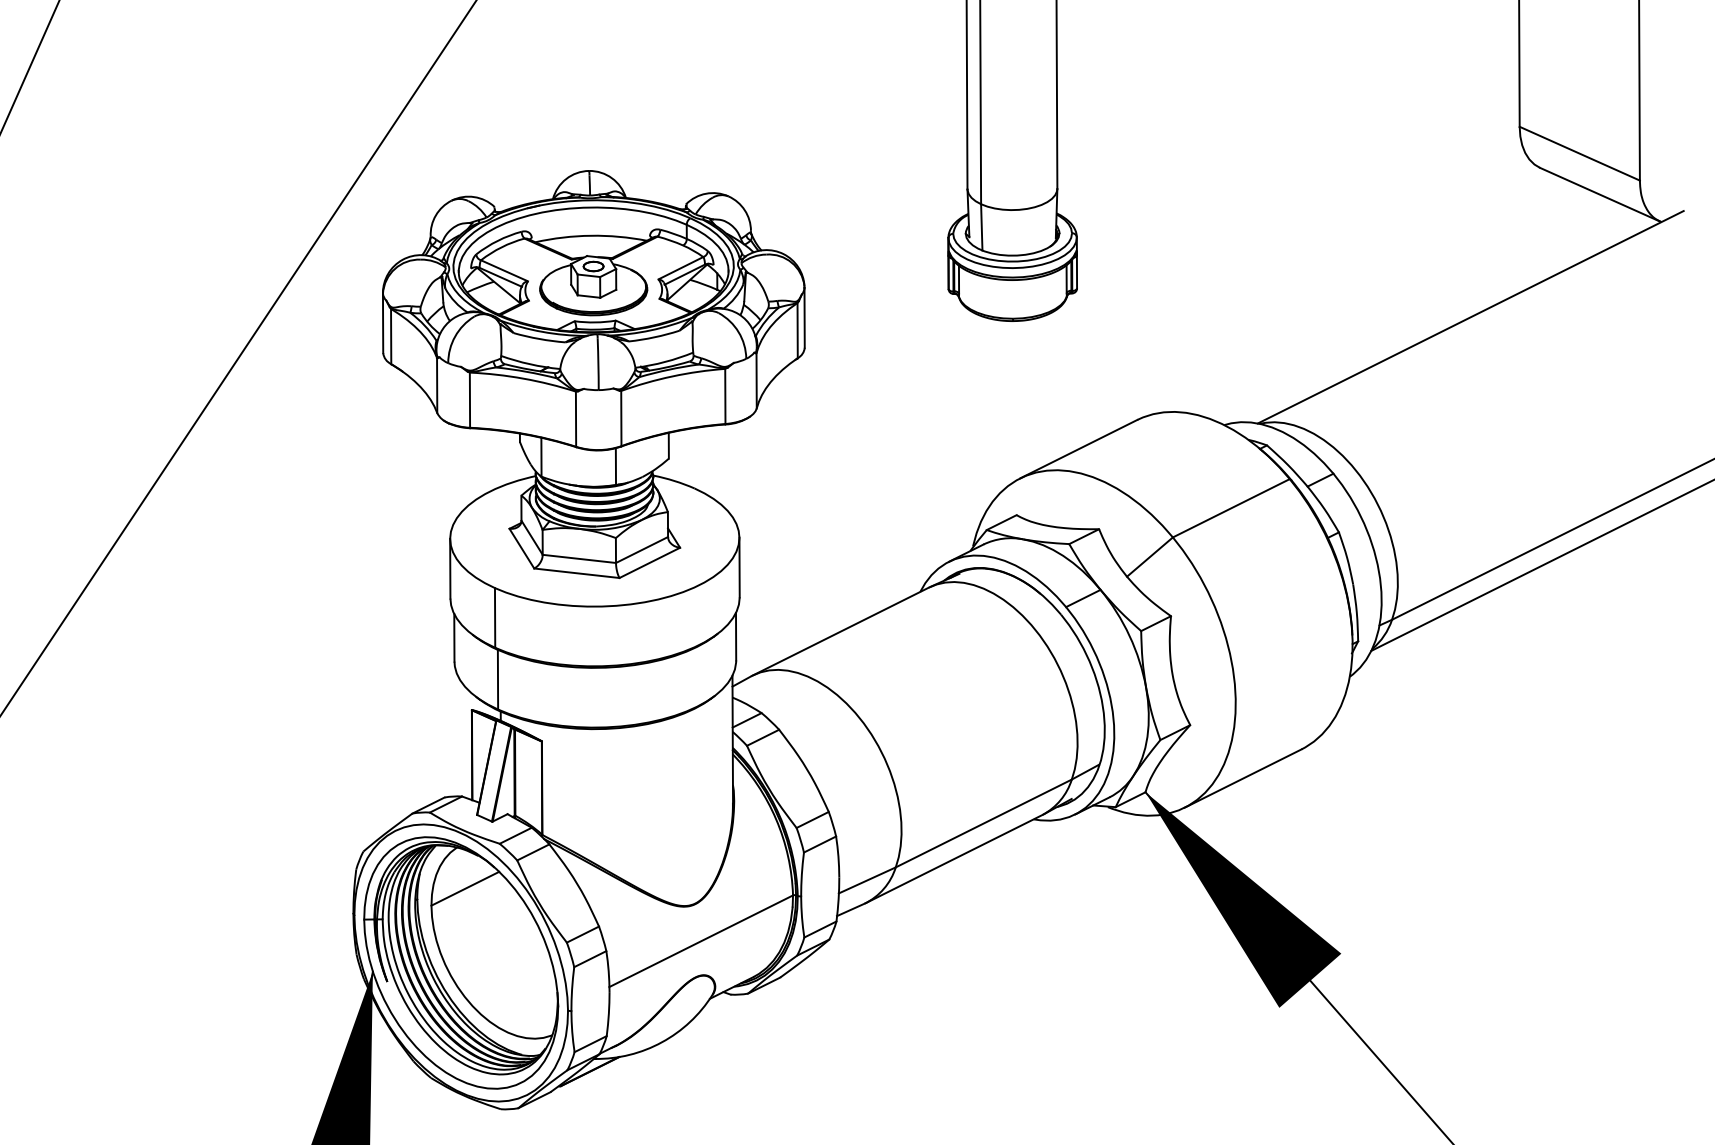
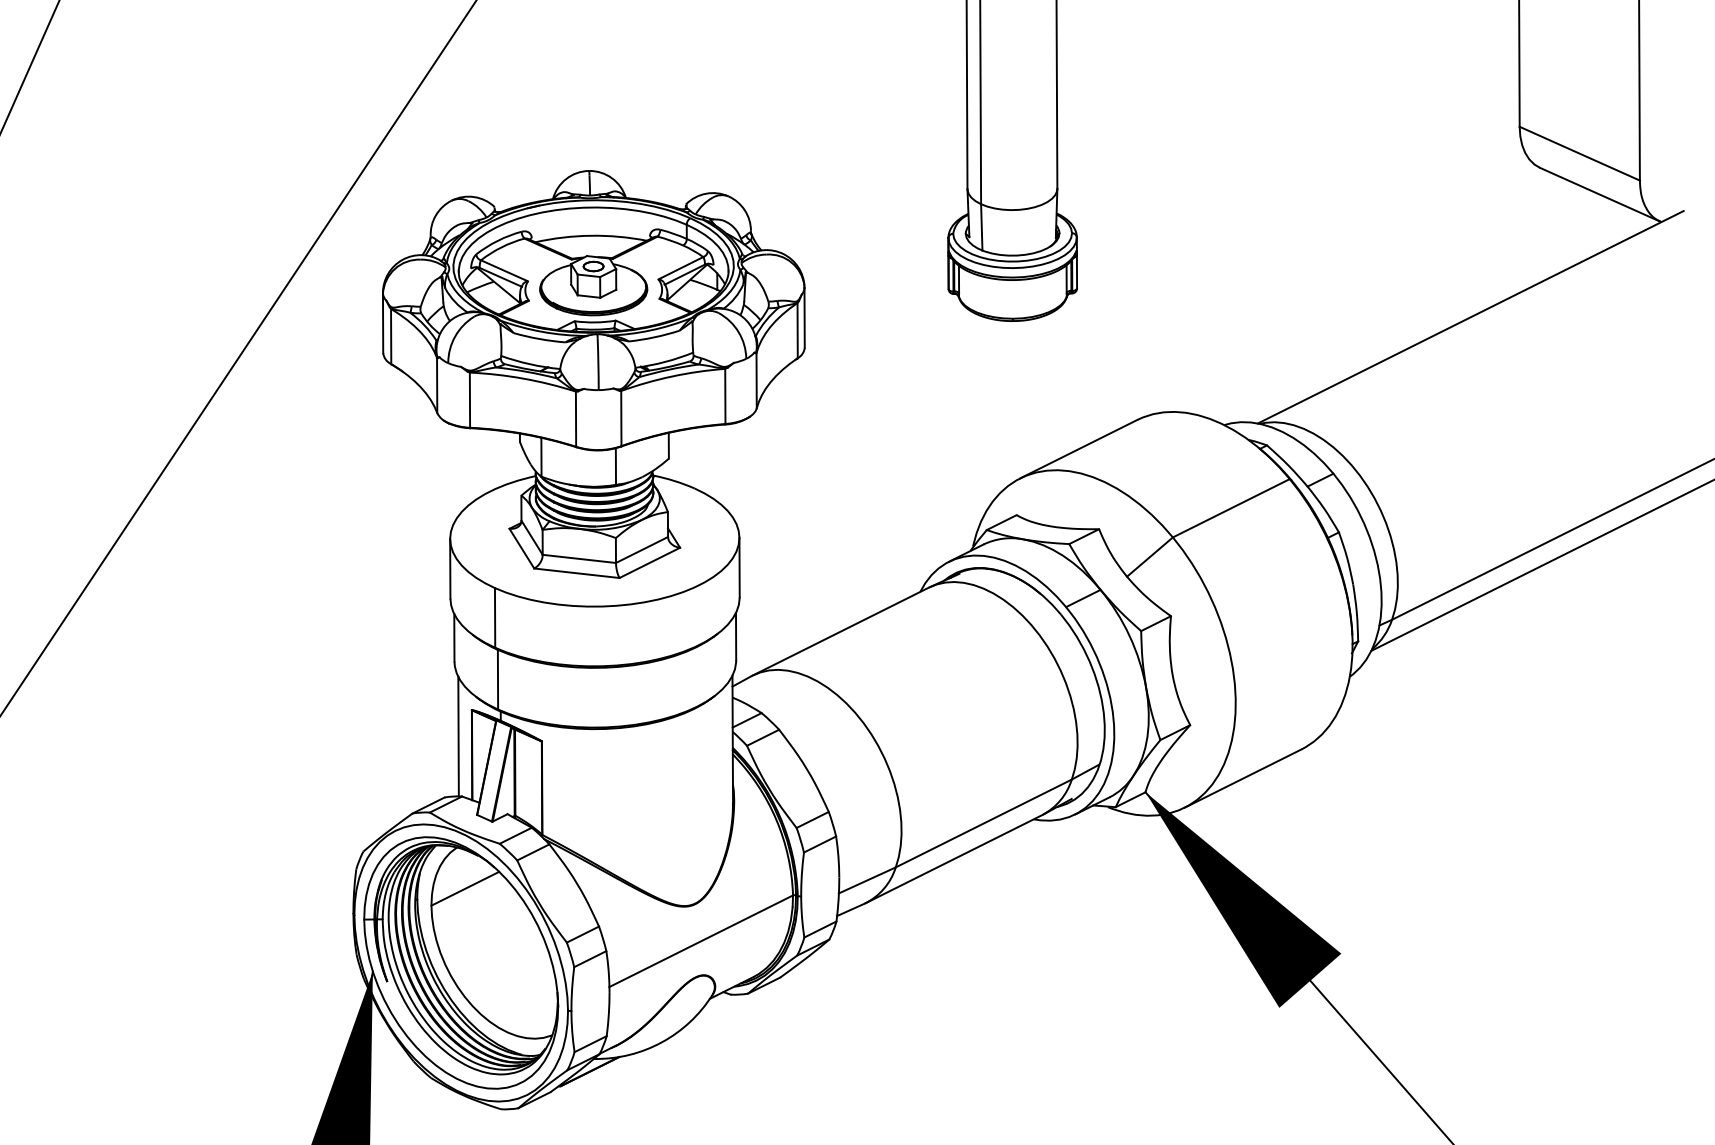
line: none -> present (458, 736)
